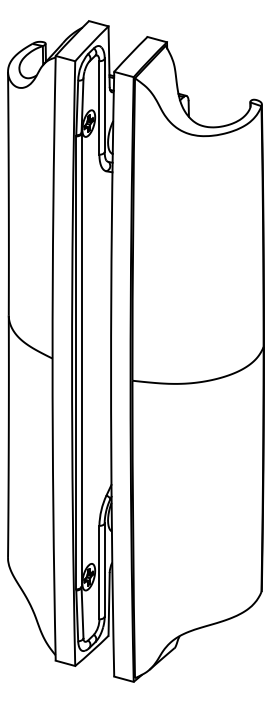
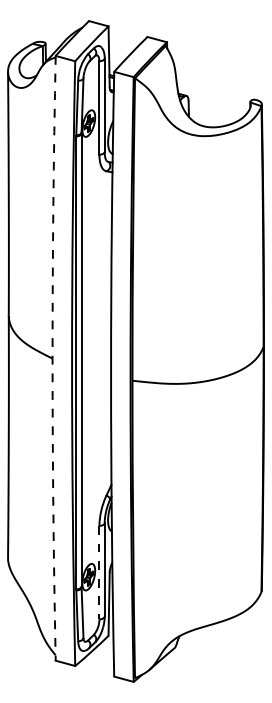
arc: solid -> dashed (52, 358)
line: solid -> dashed (99, 572)
